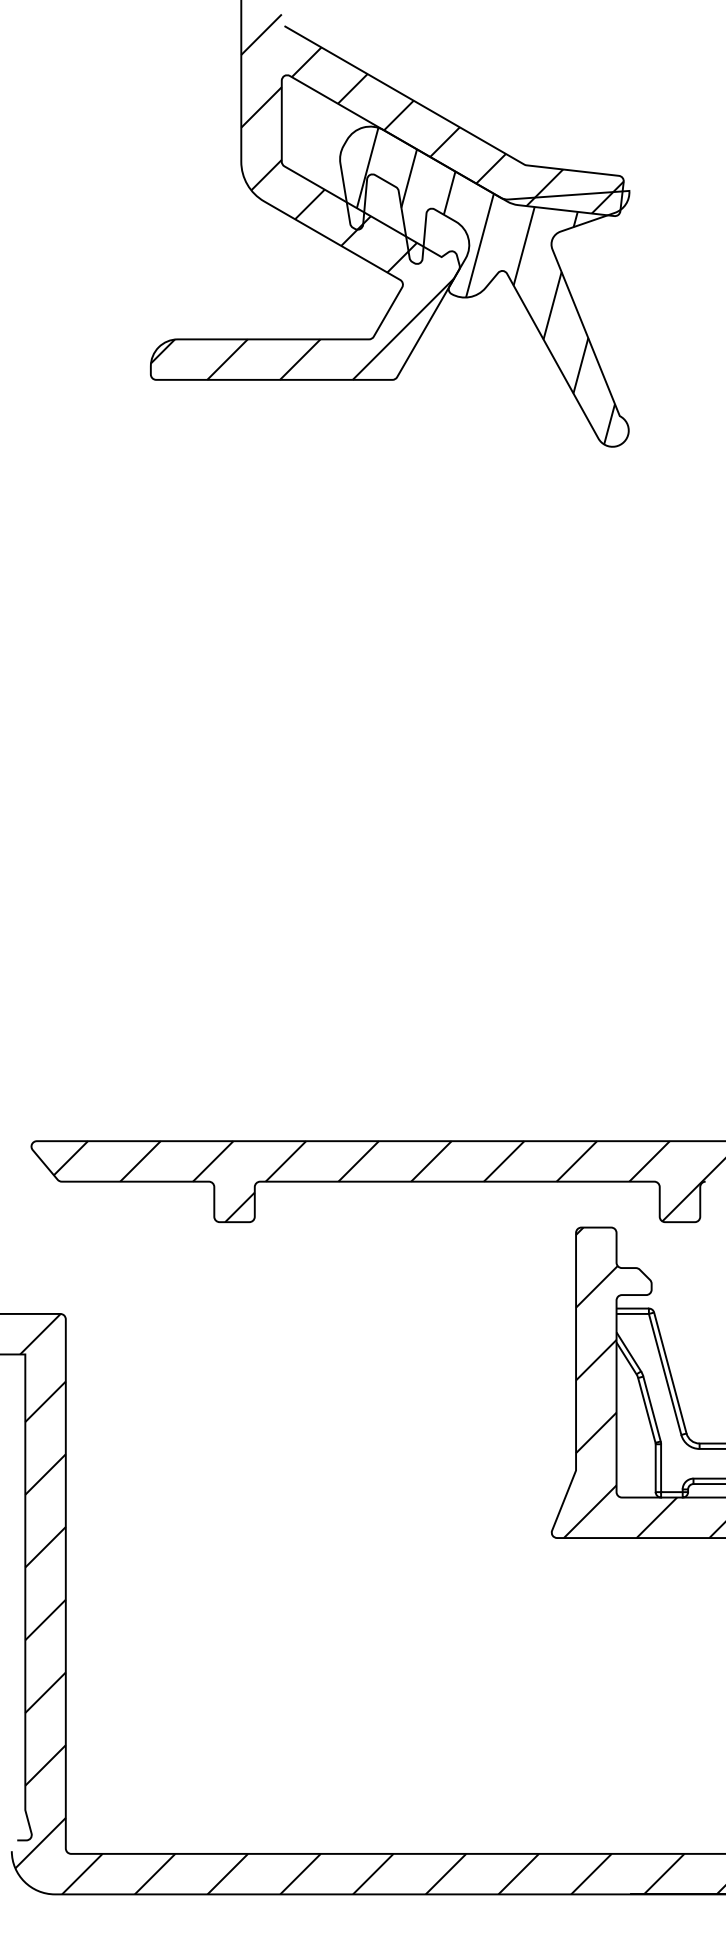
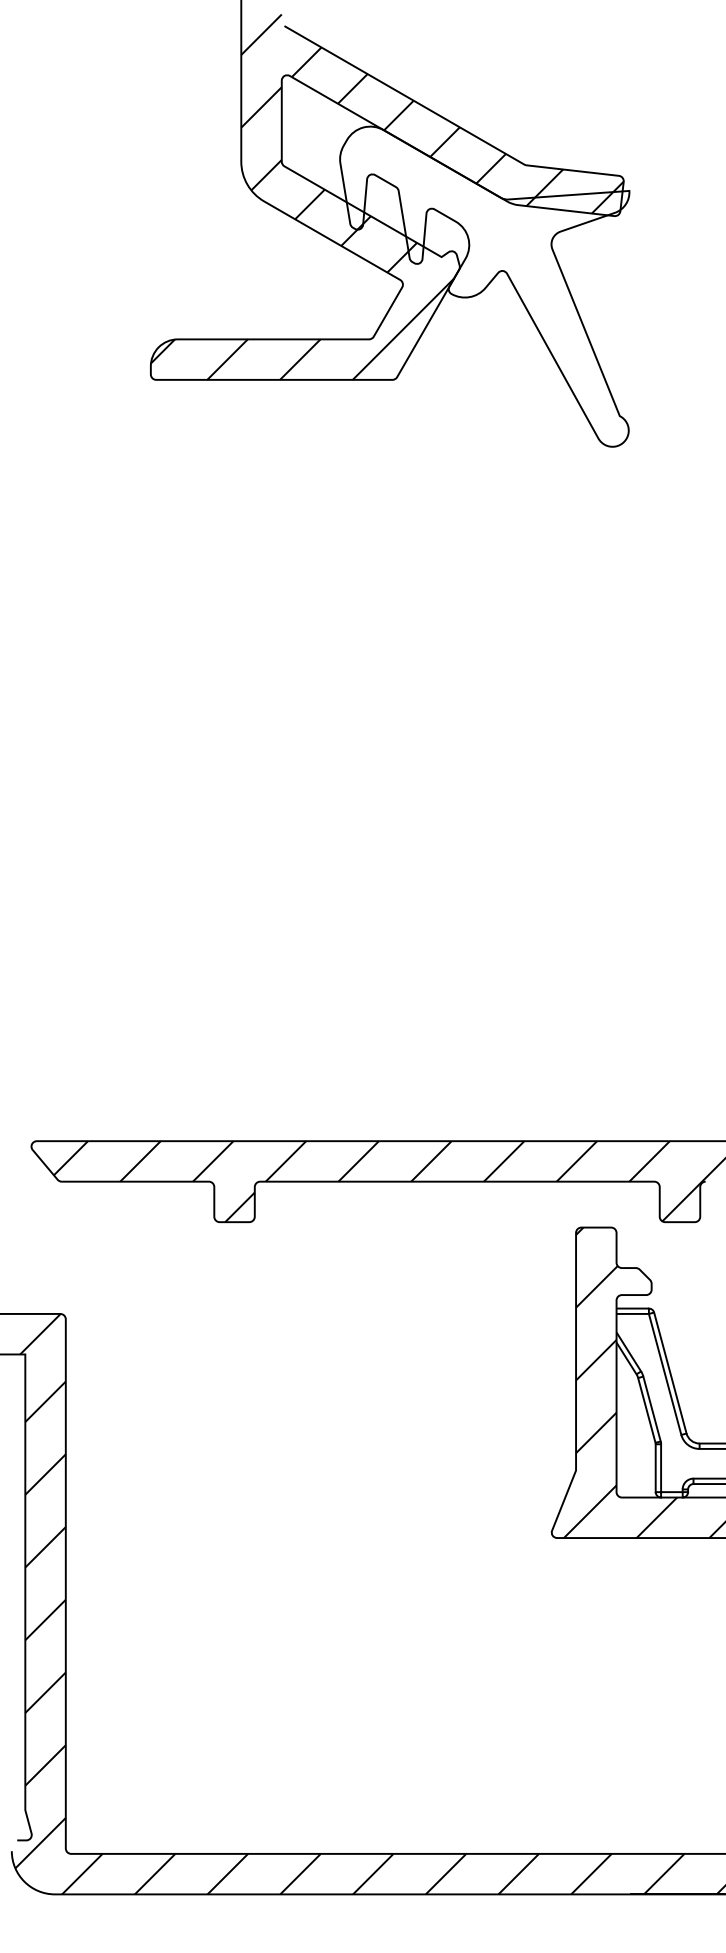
hatch: present -> none (485, 285)
